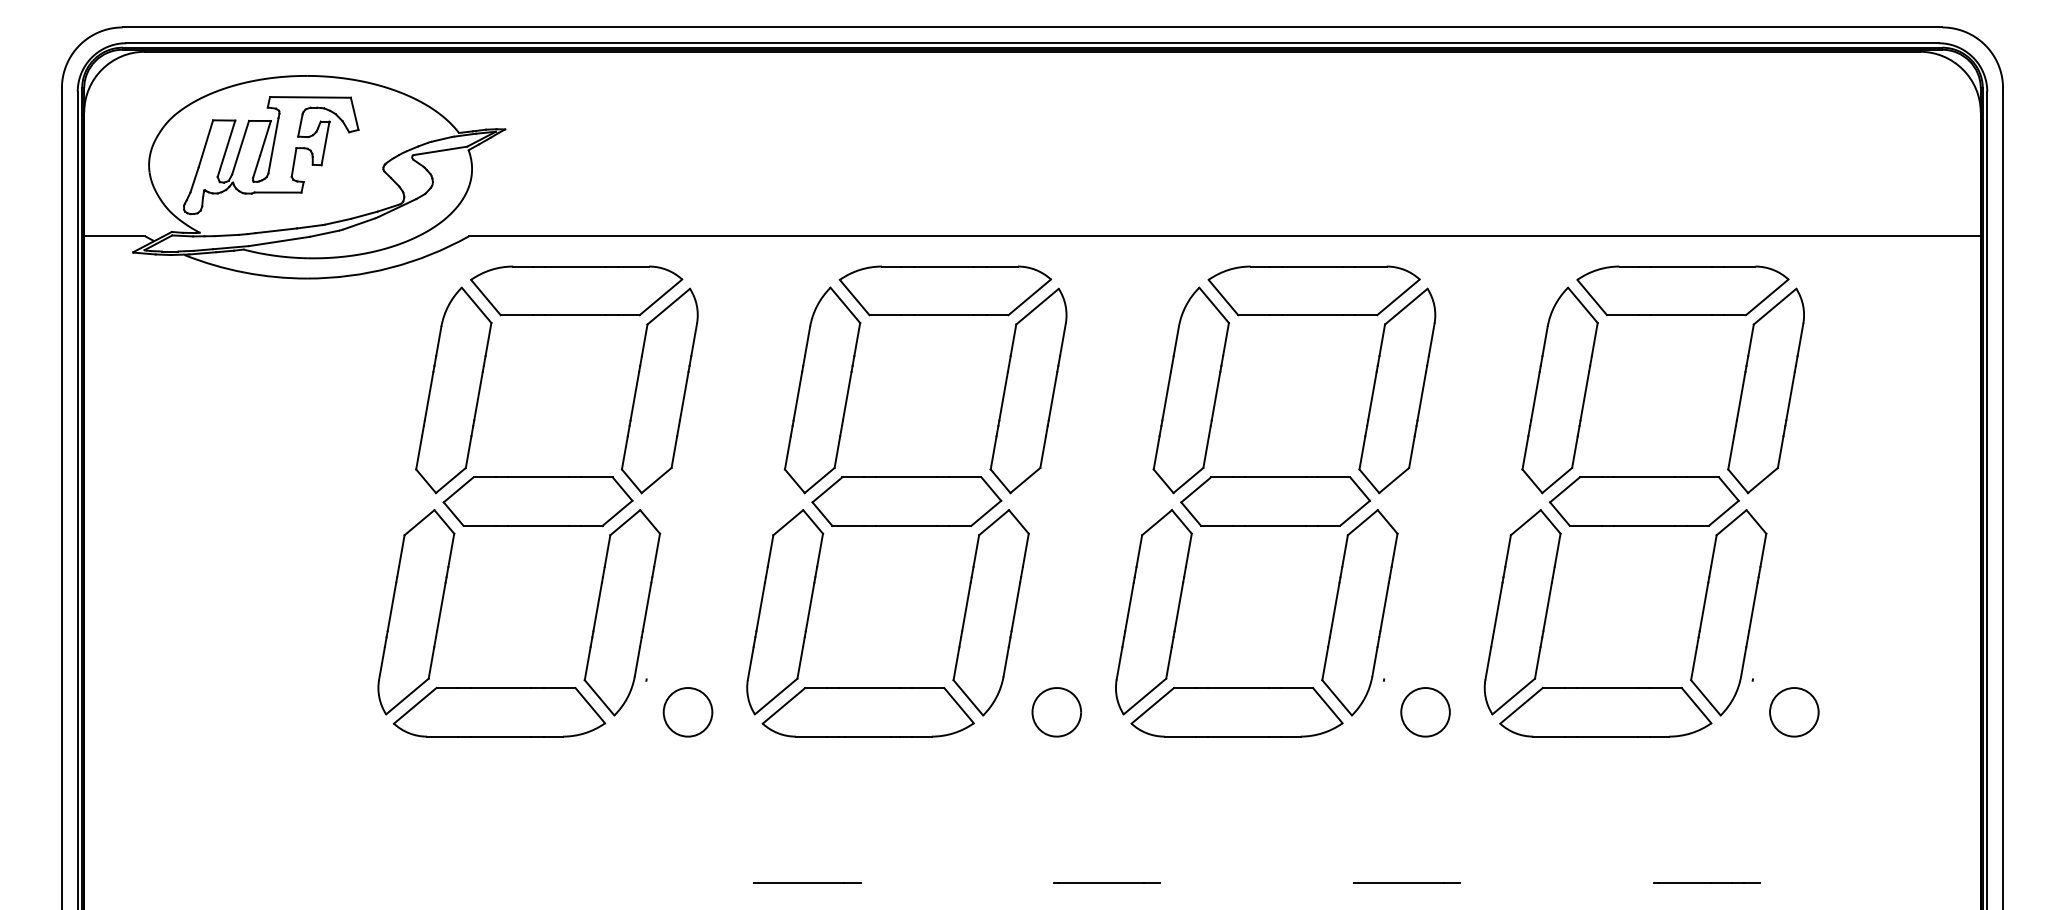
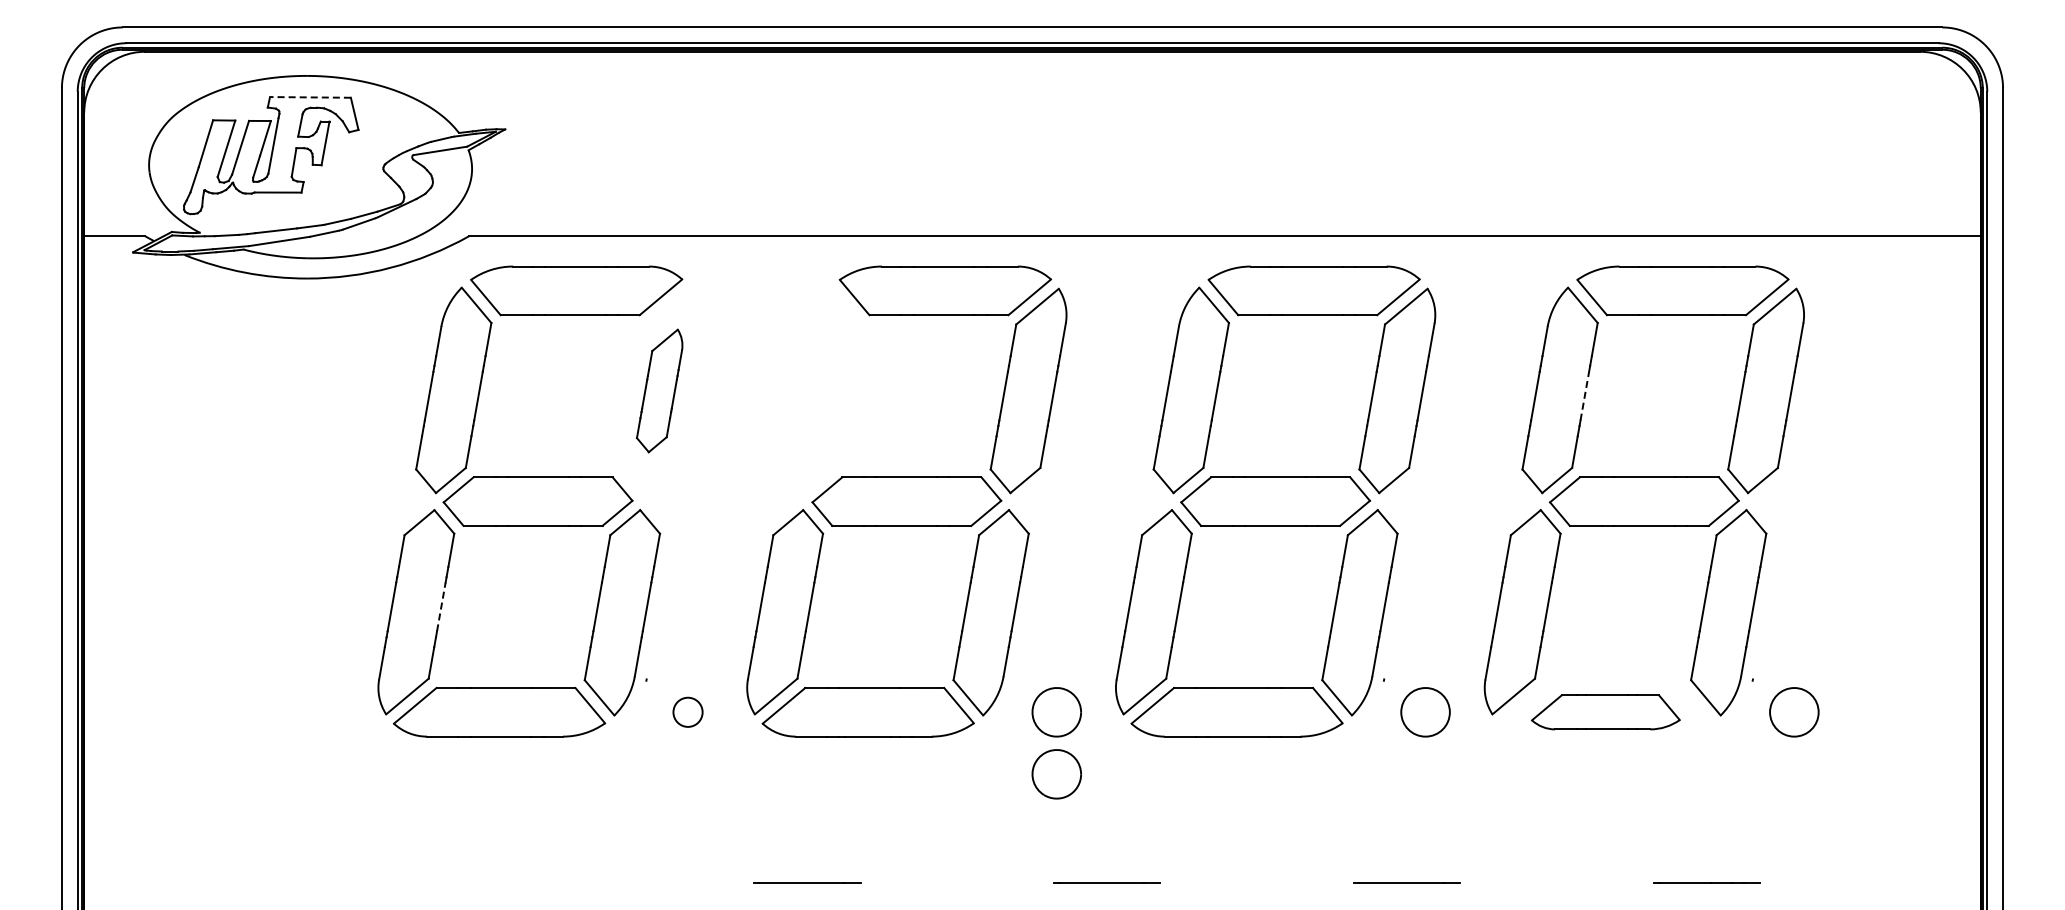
line: solid -> dashed (309, 97)
part size: 79x208 px -> 49x126 px (659, 390)
part: present -> none (822, 390)
line: solid -> dashed (1584, 396)
line: solid -> dashed (441, 606)
circle diameter: 49 px -> 29 px (687, 711)
part size: 214x51 px -> 150x37 px (1605, 712)
part: none -> present (1056, 774)
